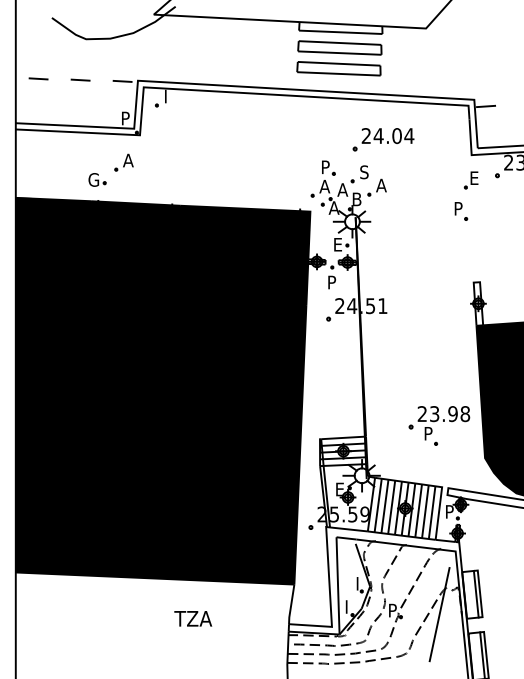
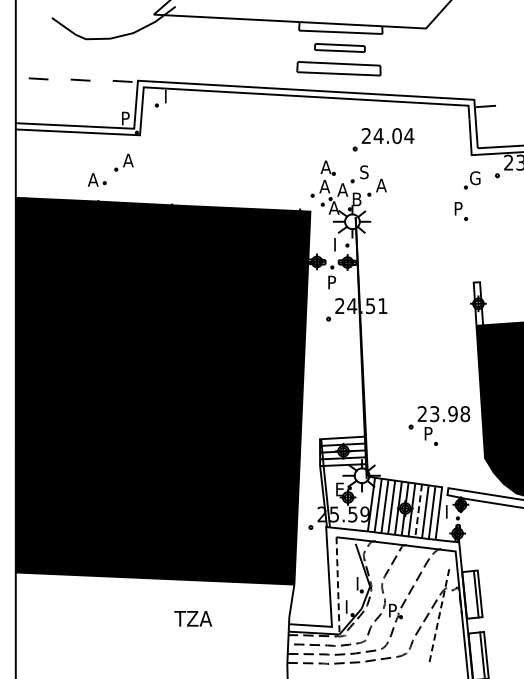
part size: 86x16 px -> 52x10 px (339, 47)
text: P -> A (325, 167)
text: E -> G (475, 178)
text: G -> A (93, 179)
text: E -> I (338, 244)
text: P -> I (450, 509)
line: solid -> dashed (418, 510)
line: solid -> dashed (338, 585)
line: solid -> dashed (439, 614)
